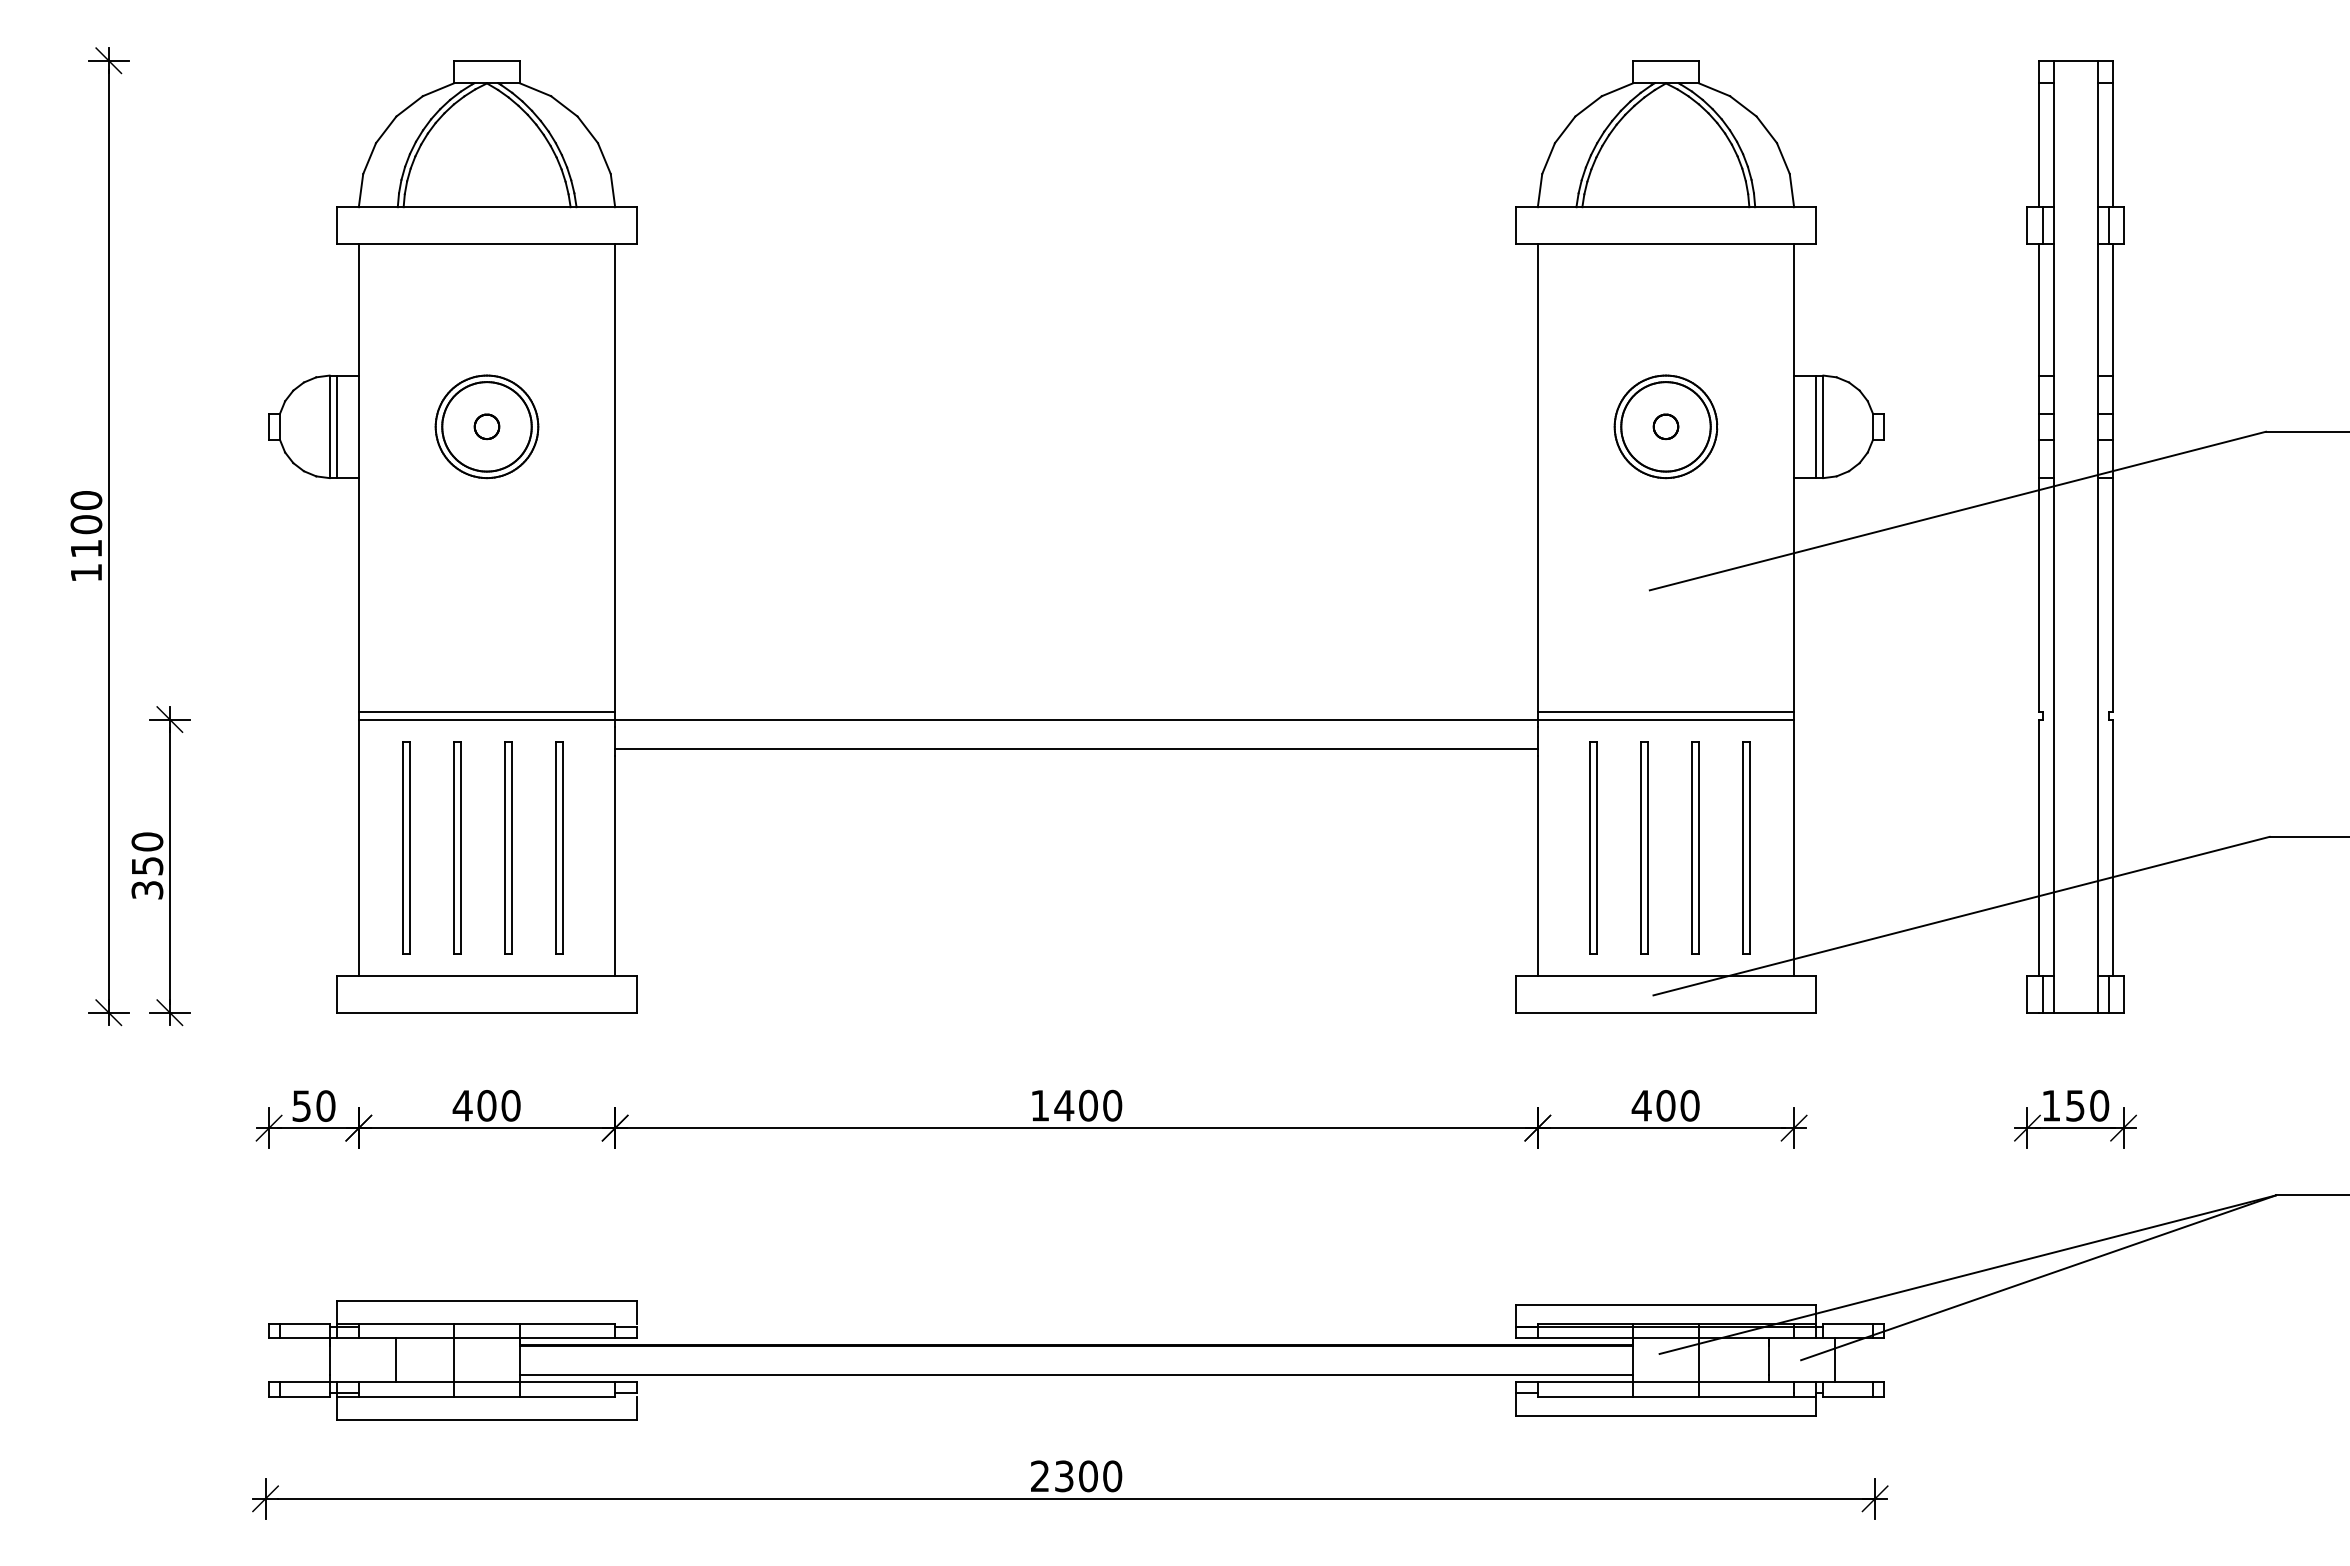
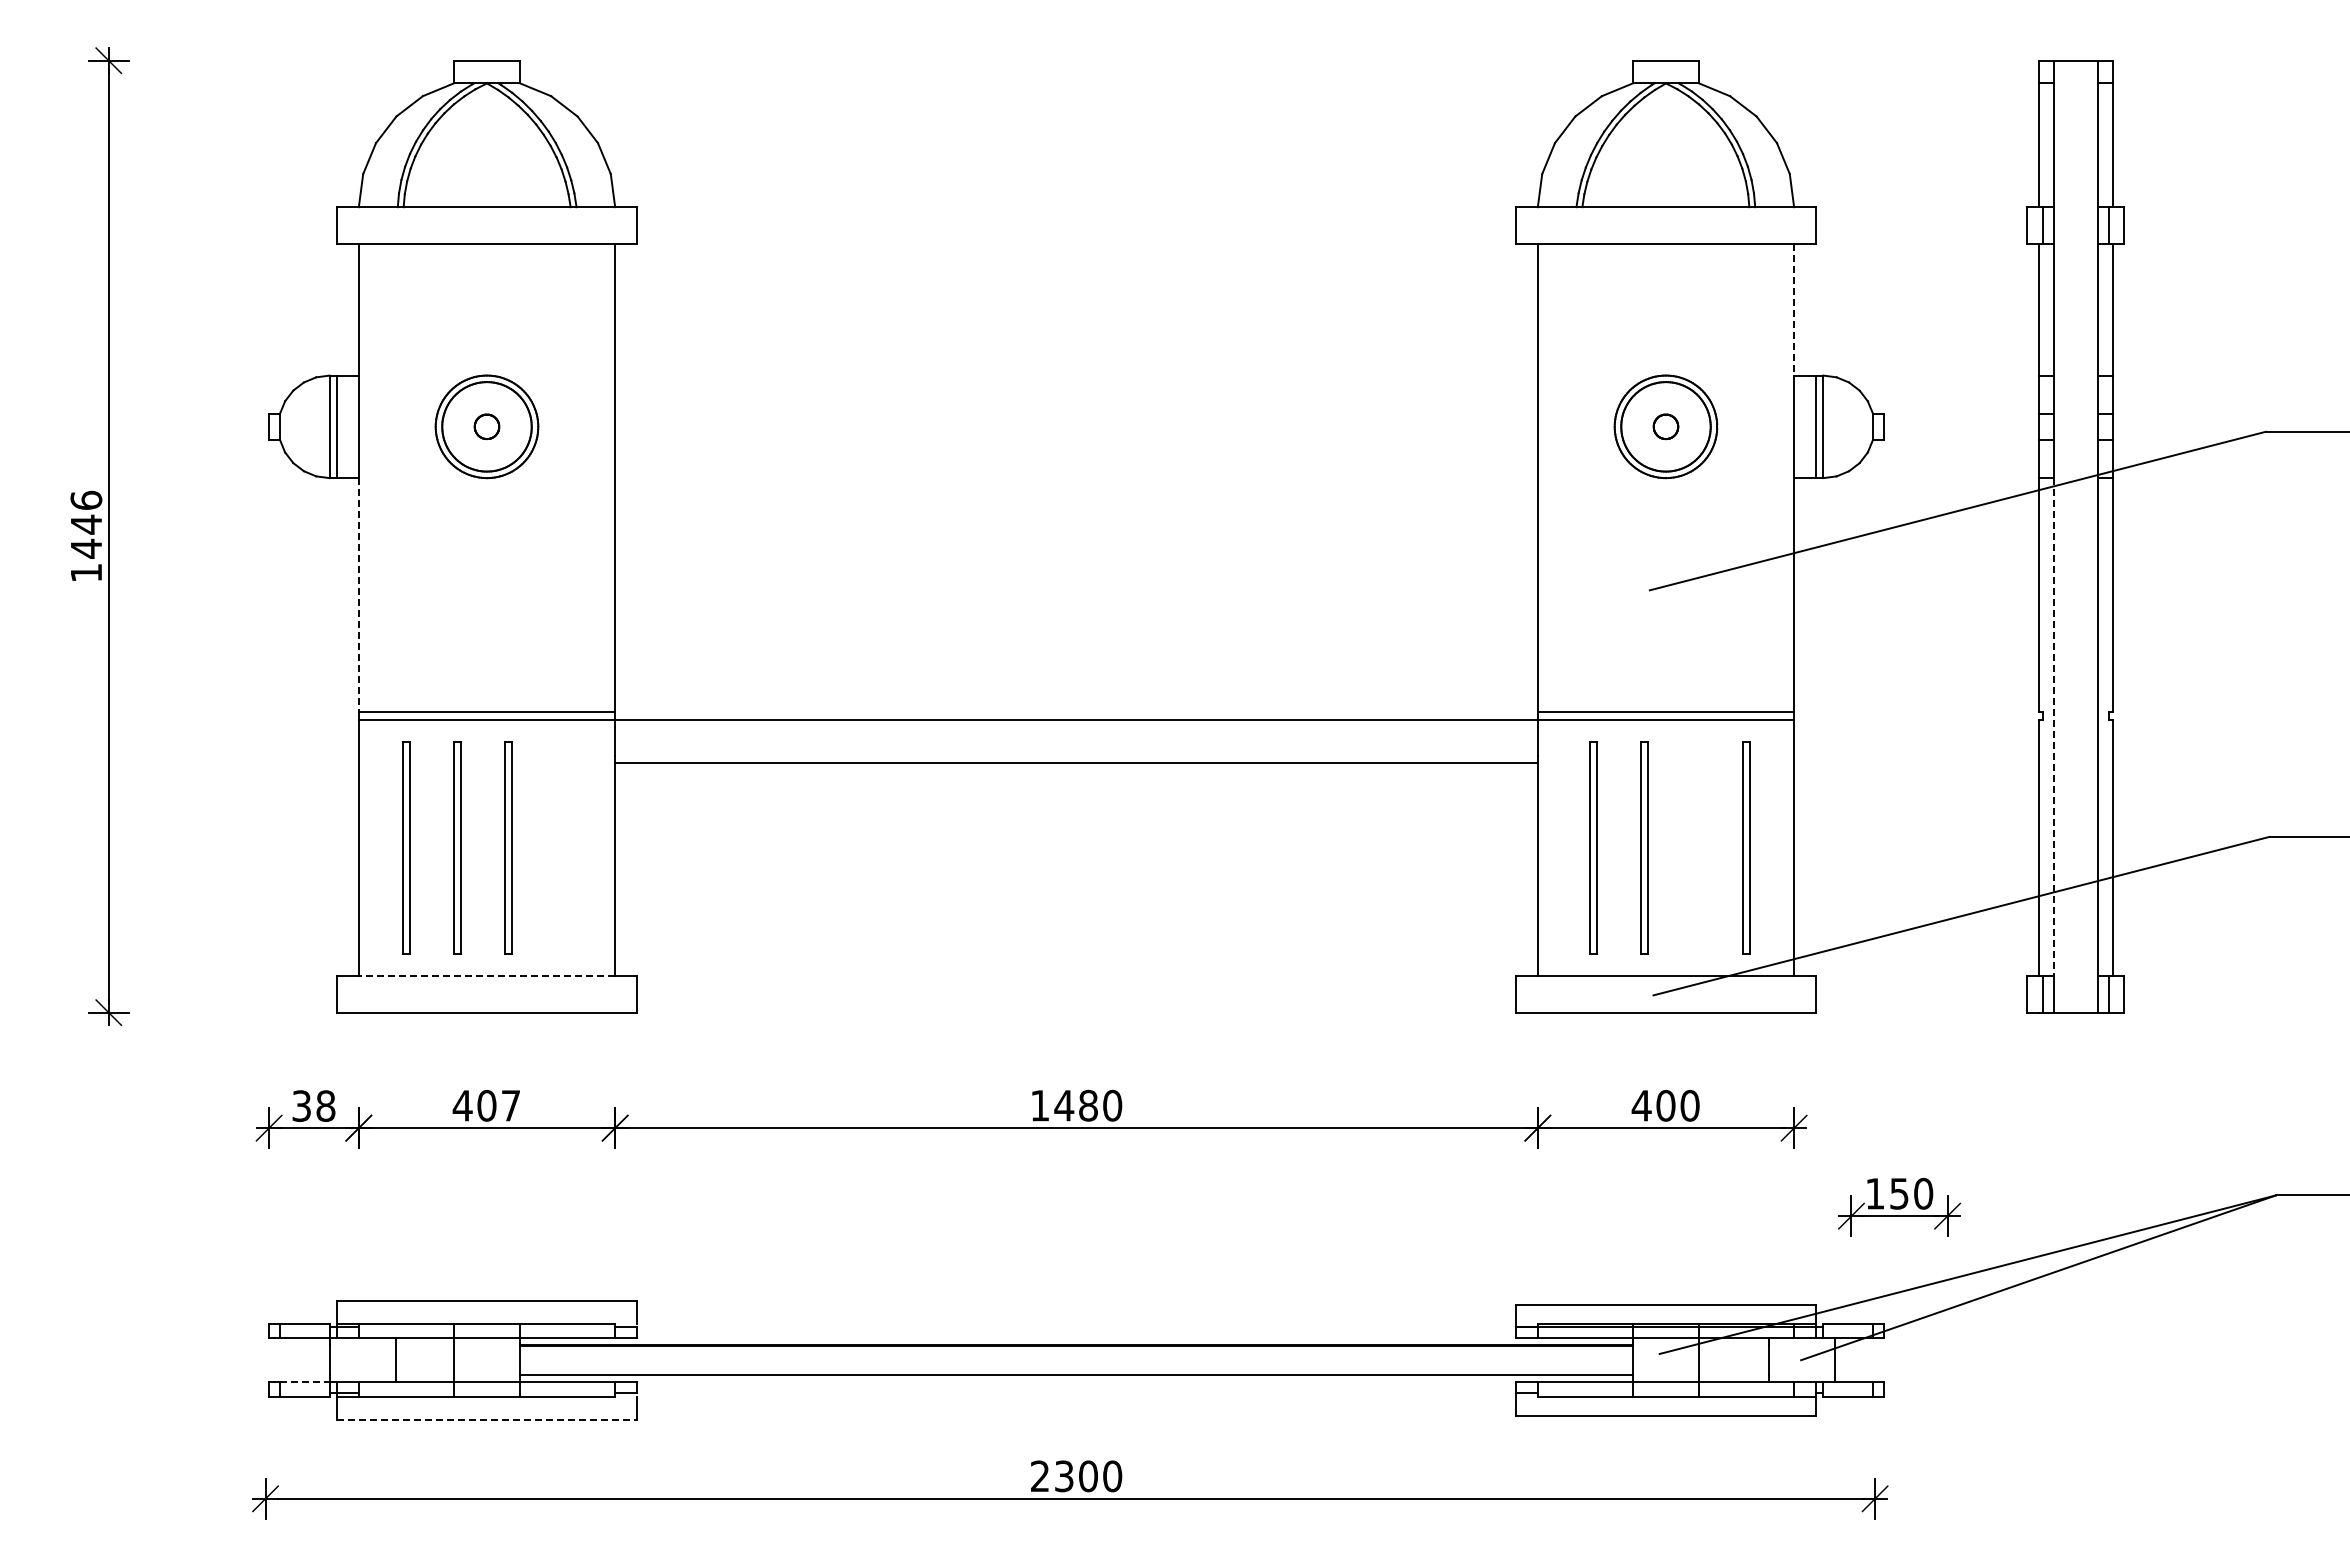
line: solid -> dashed (1794, 309)
text: 1100 -> 1446 (86, 524)
line: solid -> dashed (358, 595)
line: solid -> dashed (2054, 727)
line position: (1076, 748) -> (1076, 762) (1076, 762)
part: present -> none (559, 847)
part: present -> none (1695, 847)
part: present -> none (160, 866)
line: solid -> dashed (486, 976)
text: 50 -> 38 (314, 1105)
text: 400 -> 407 (510, 1105)
text: 1400 -> 1480 (1088, 1105)
part position: (2075, 1119) -> (1899, 1207) (1899, 1207)
line: solid -> dashed (304, 1382)
line: solid -> dashed (487, 1419)
